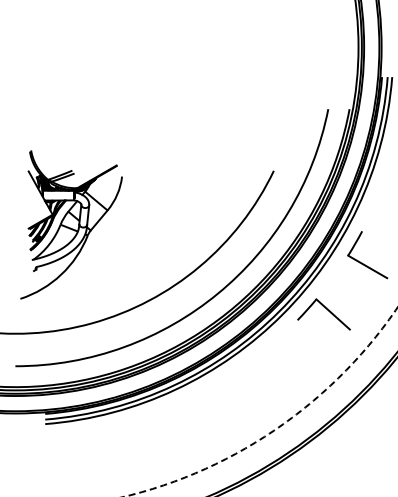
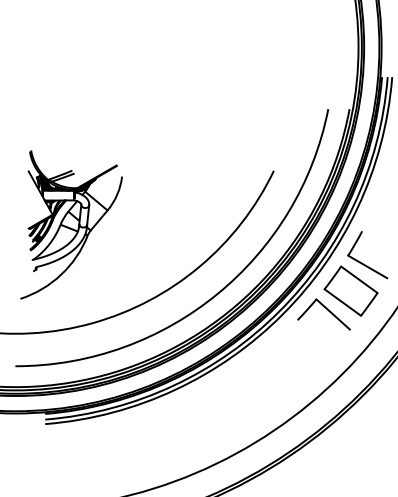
part: none -> present (350, 290)
circle: dashed -> solid (260, 401)
